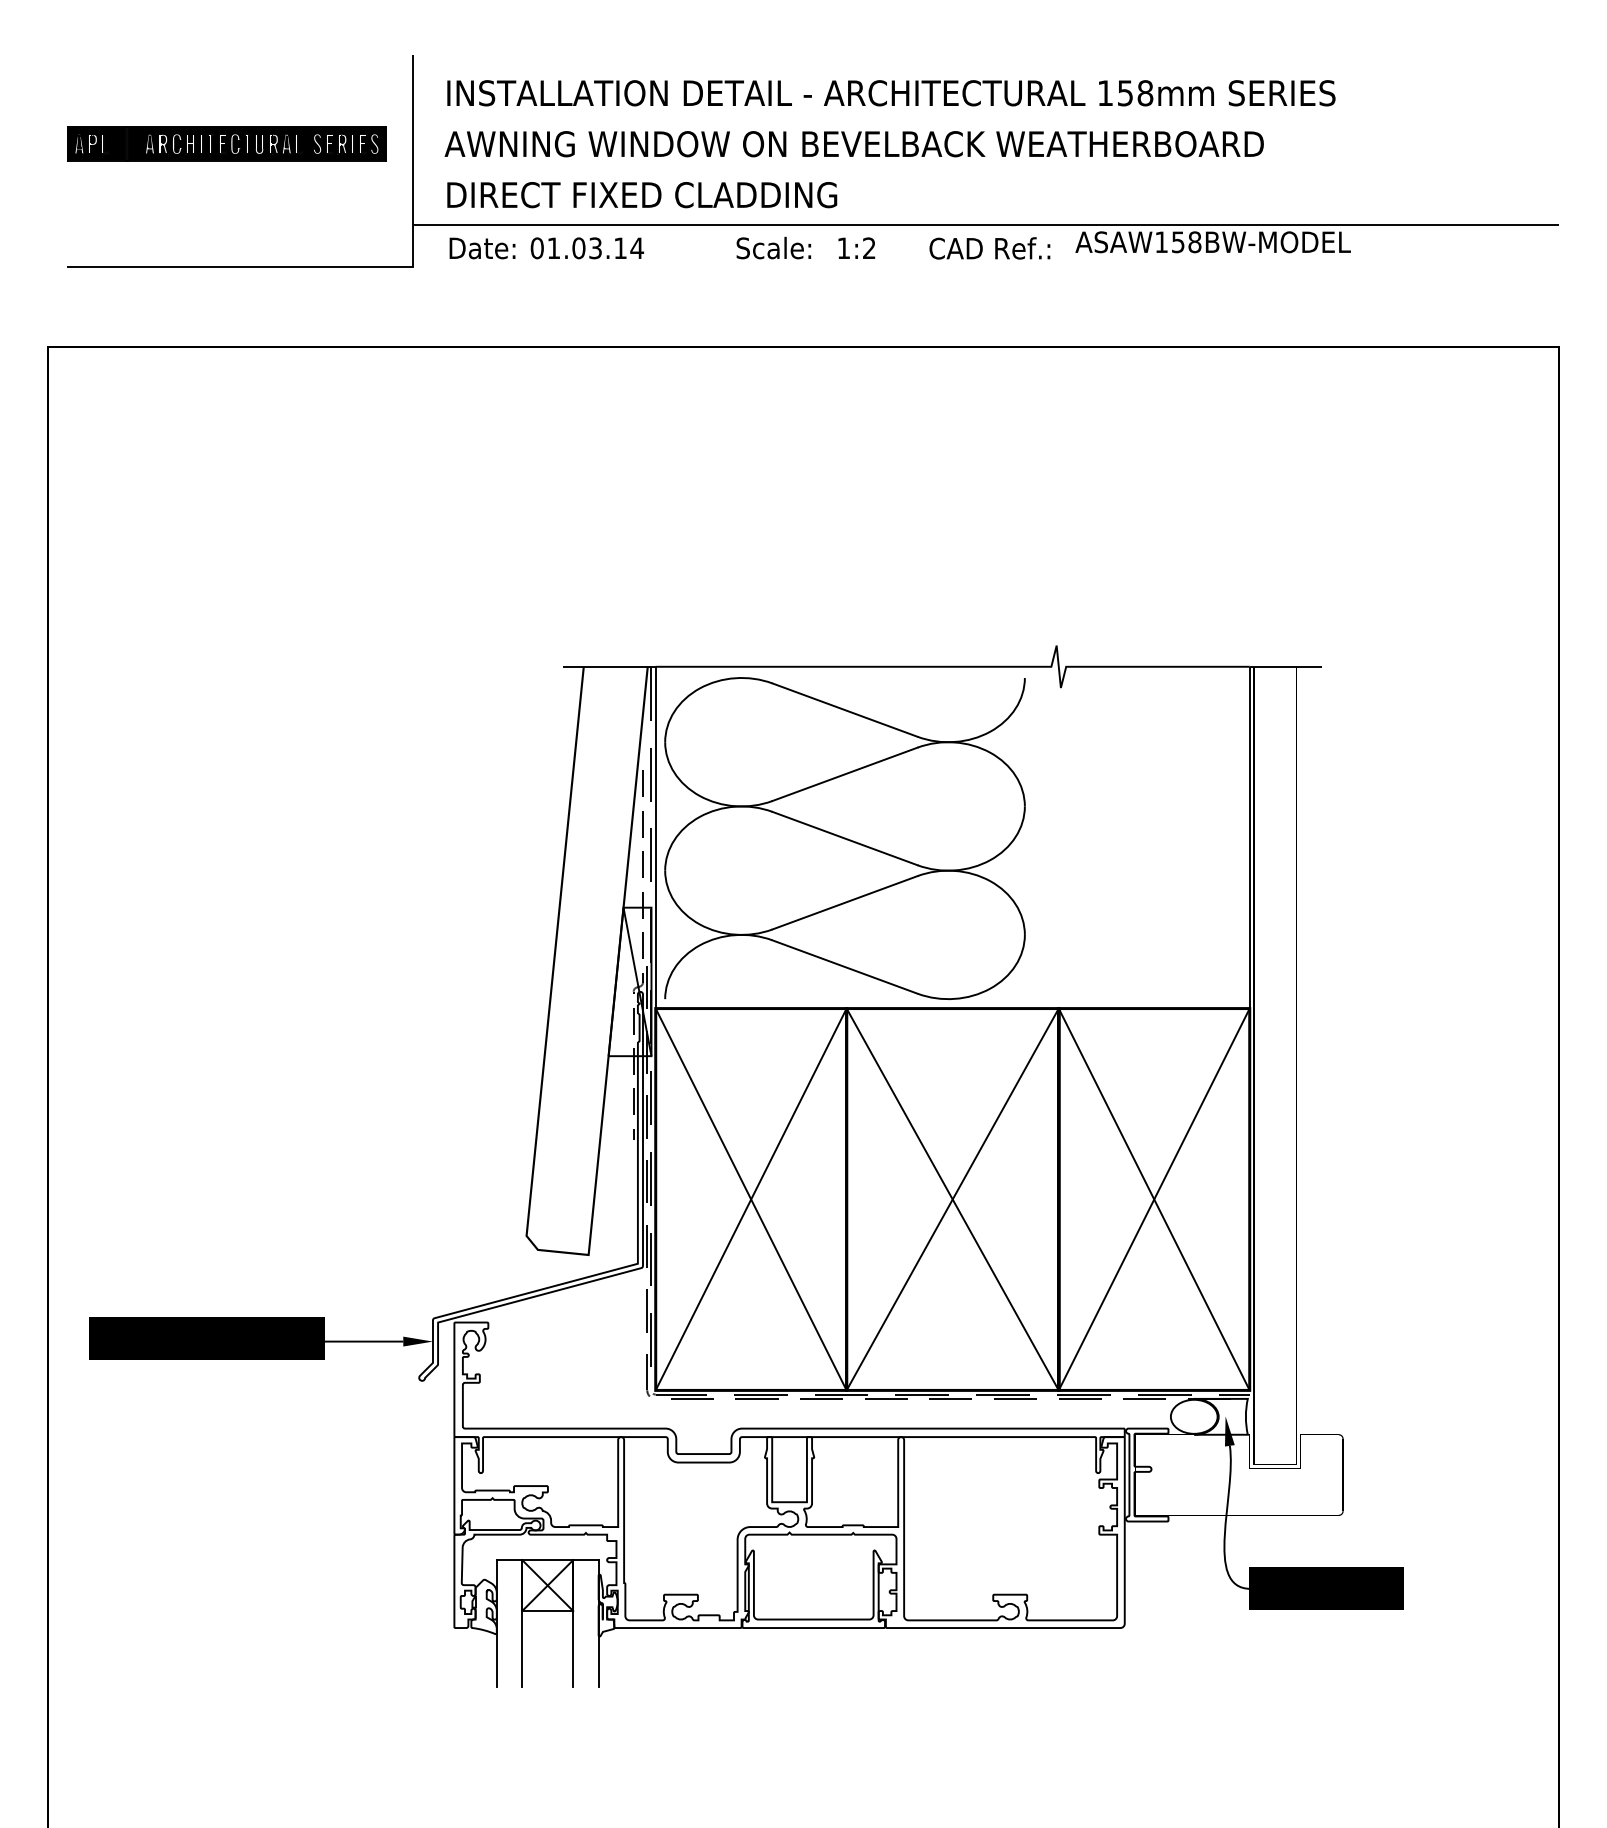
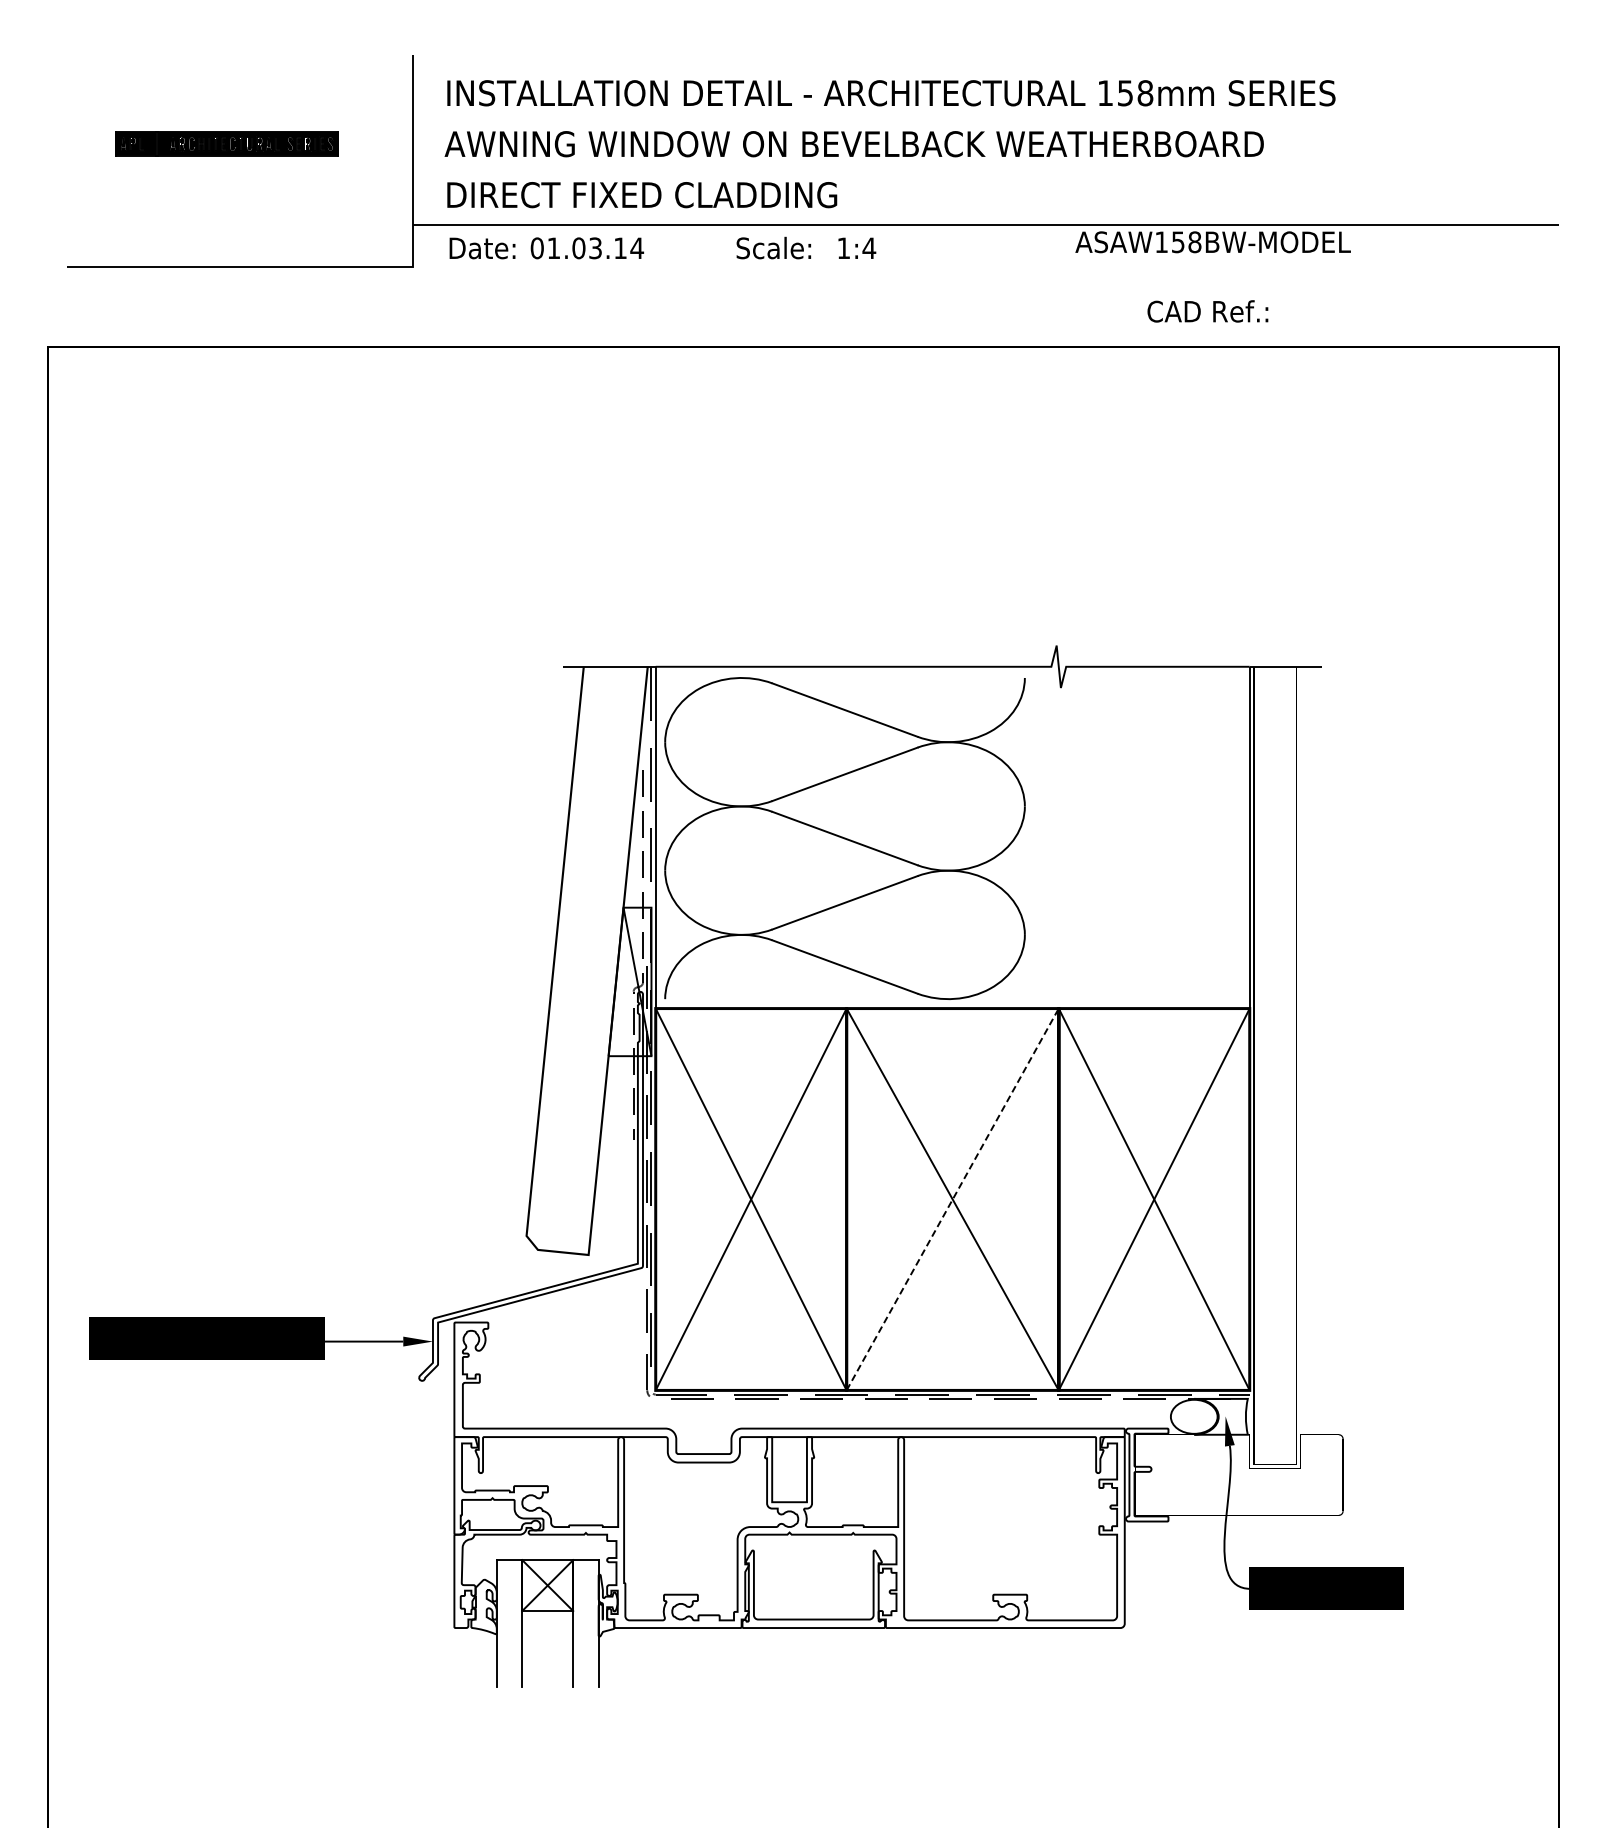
part size: 320x36 px -> 224x26 px (226, 143)
text: 1:2 -> 1:4 (869, 247)
text position: (989, 248) -> (1207, 311) (1207, 311)
line: solid -> dashed (952, 1199)
